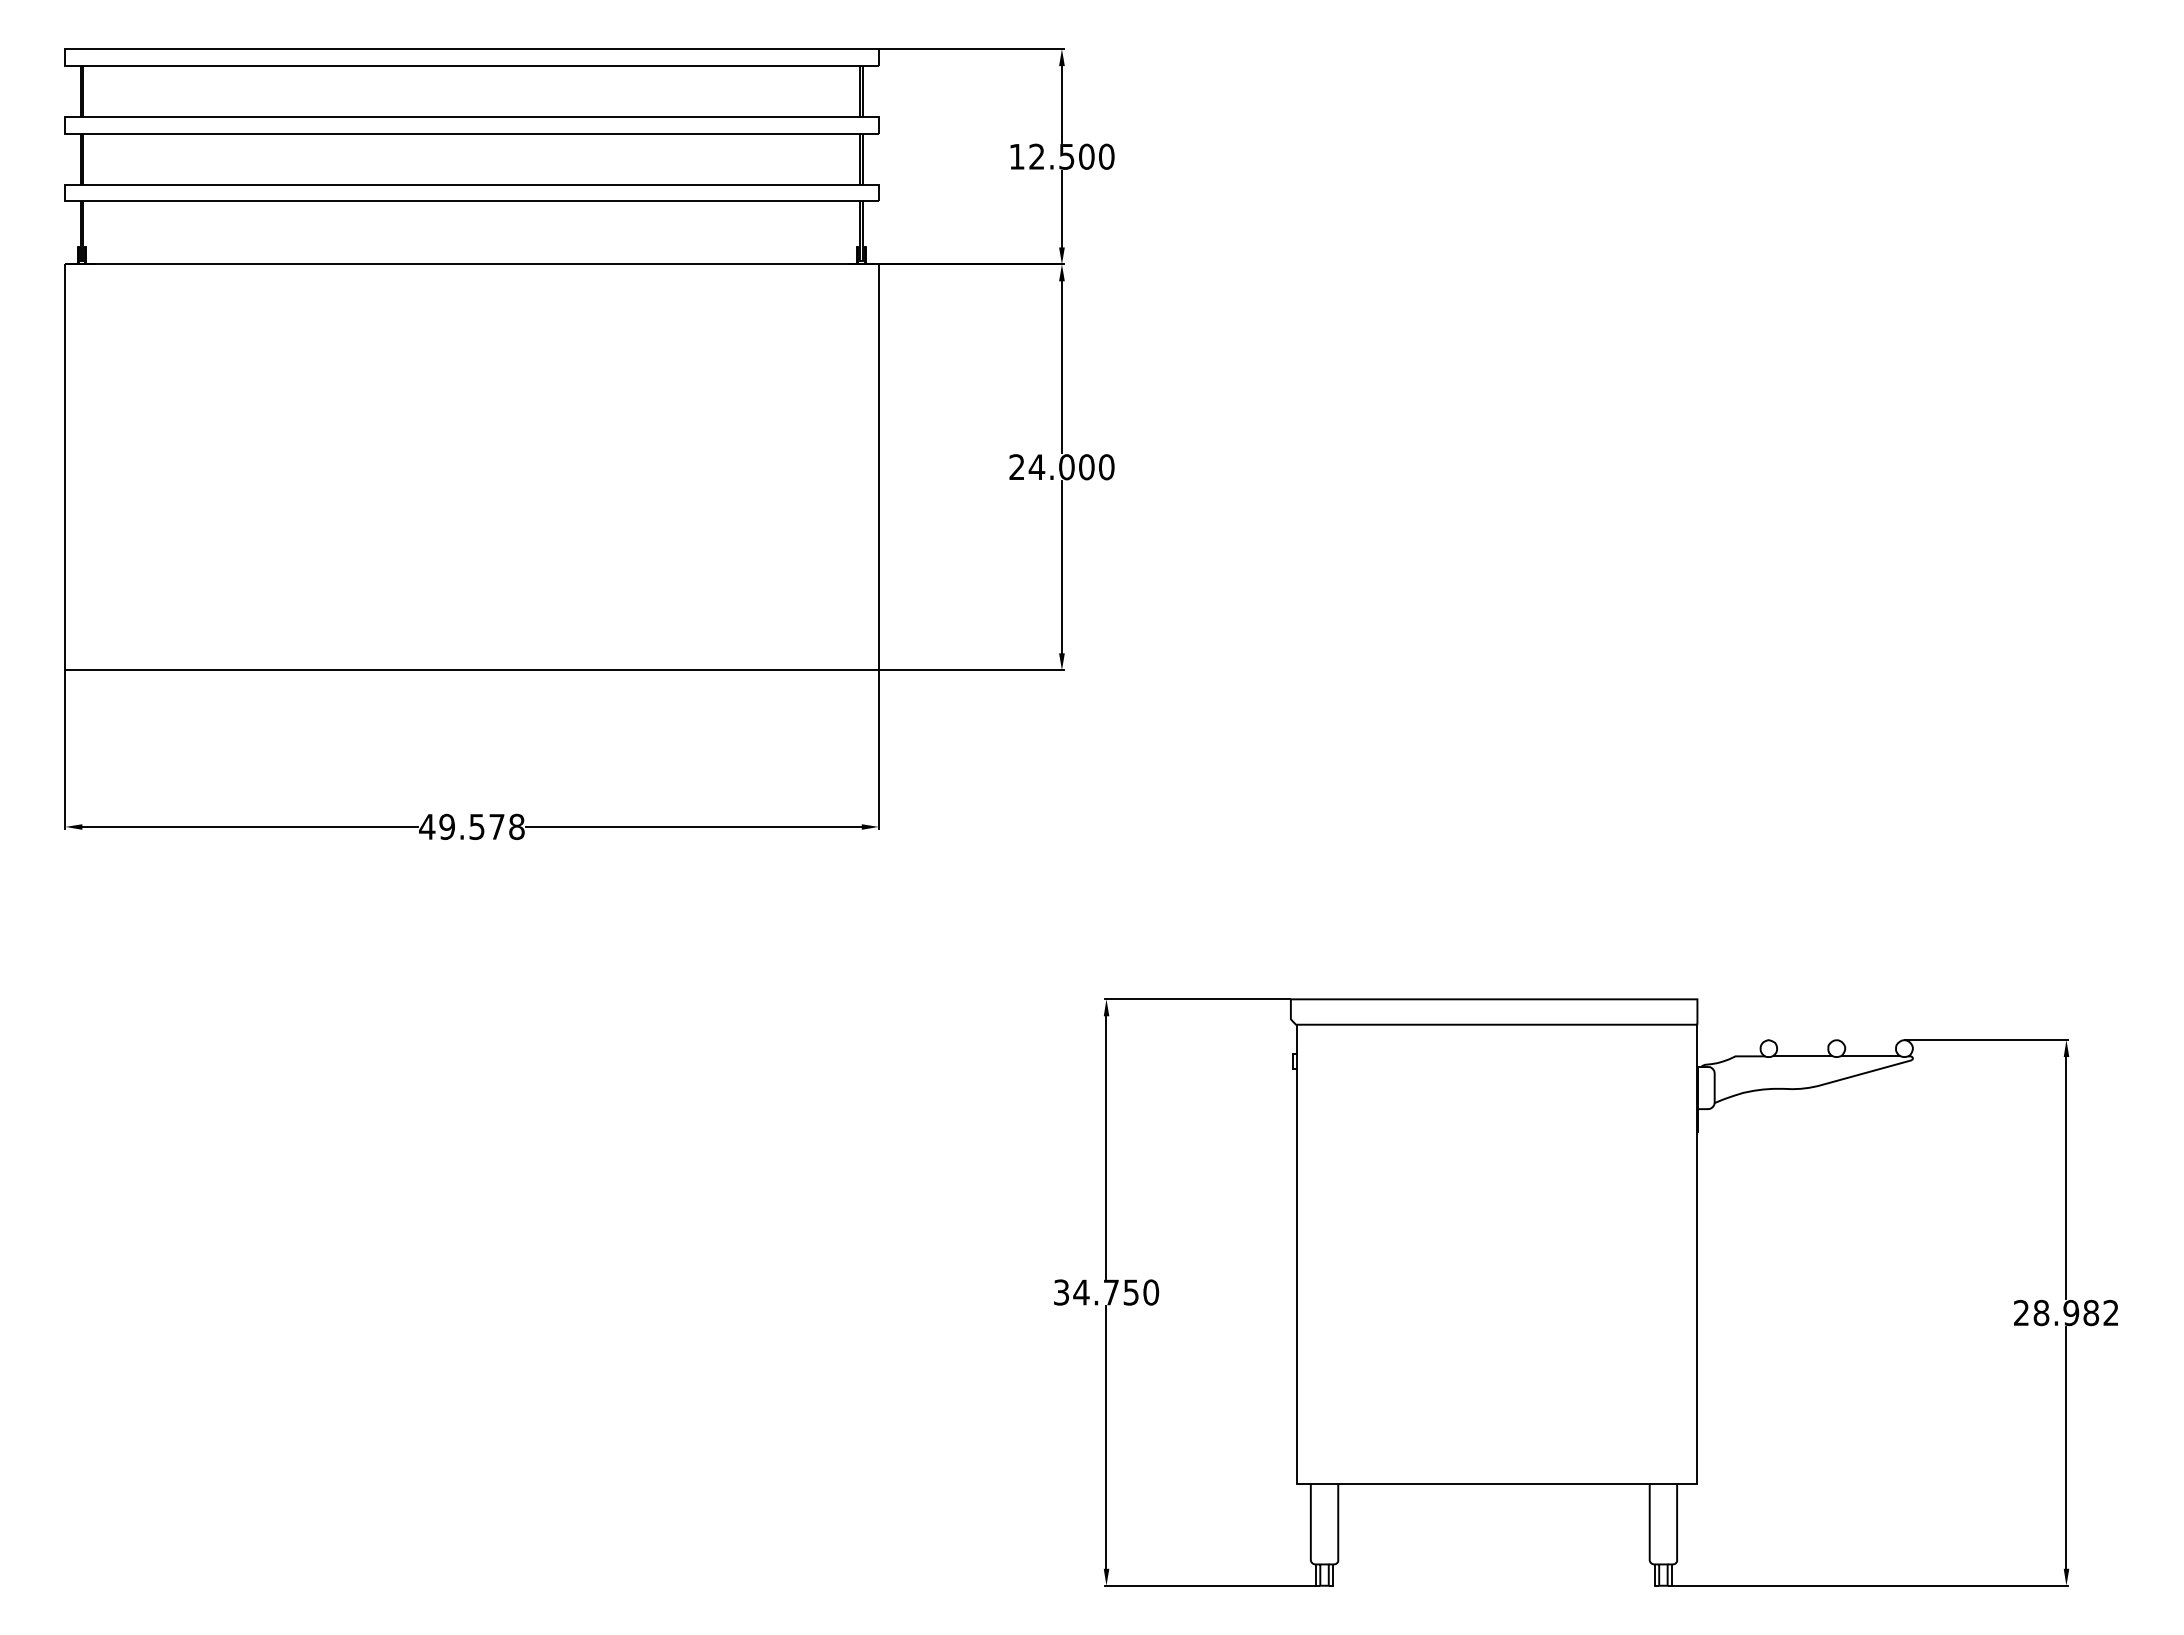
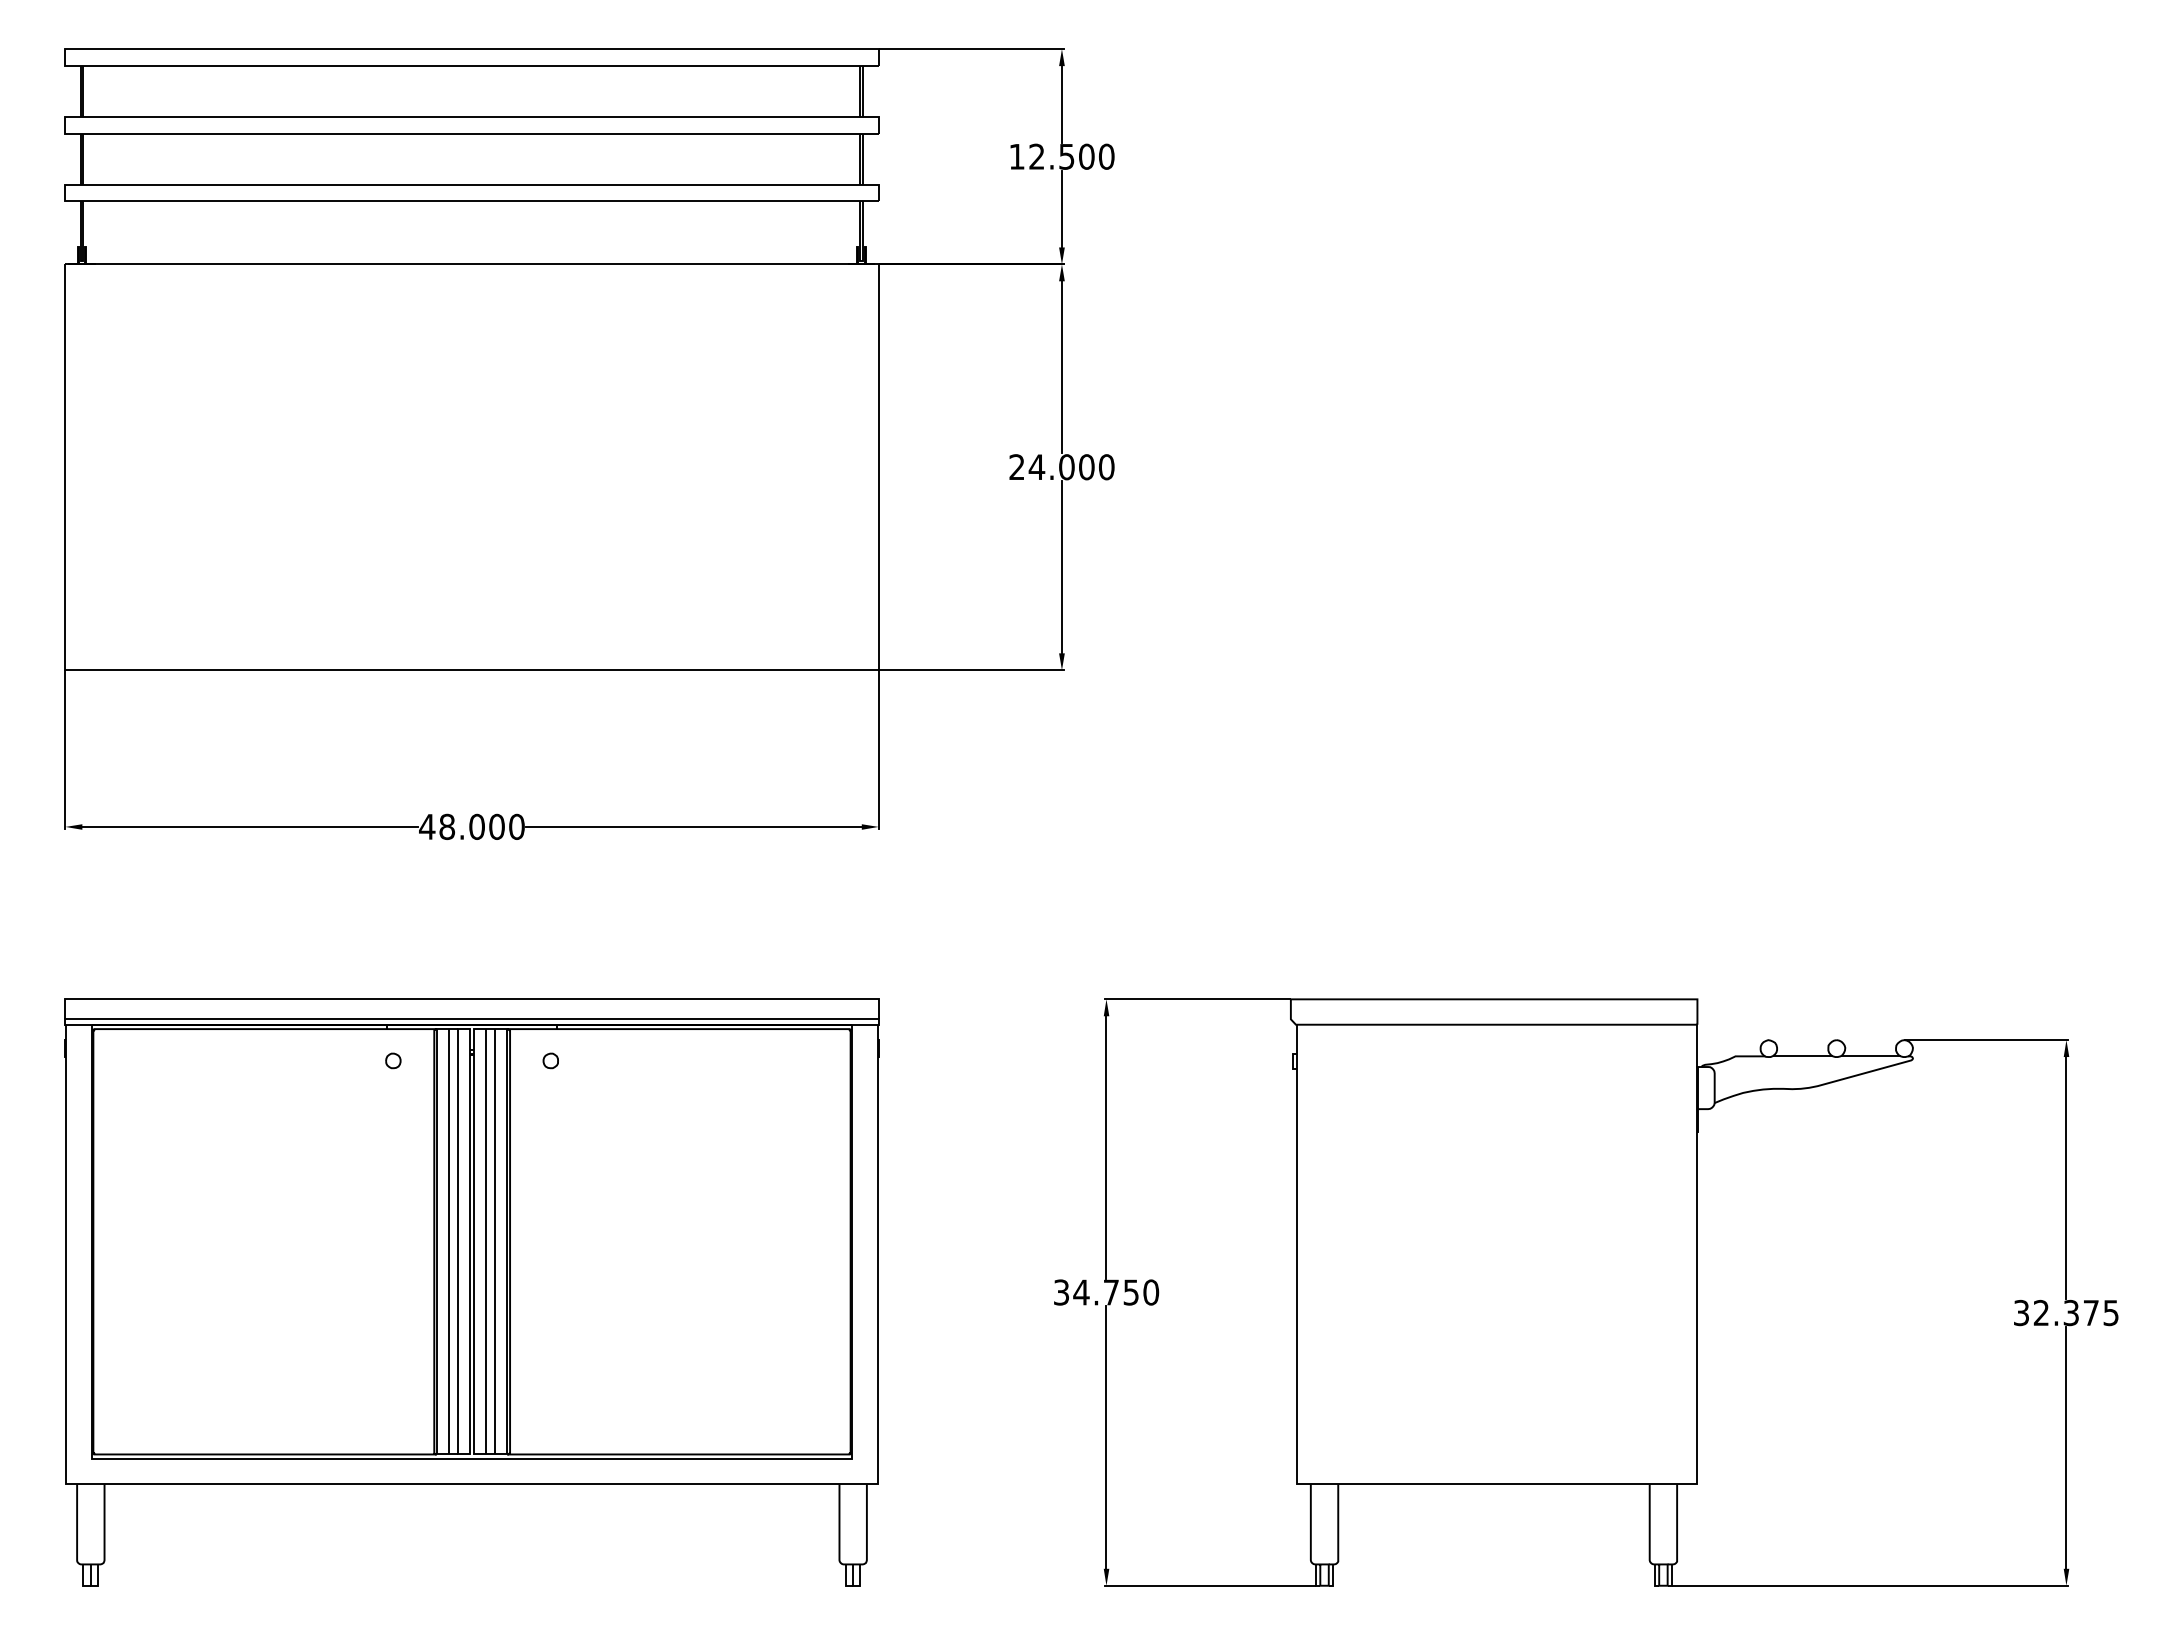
text: 49.578 -> 48.000 (481, 826)
part: none -> present (471, 1292)
text: 28.982 -> 32.375 (2066, 1312)
